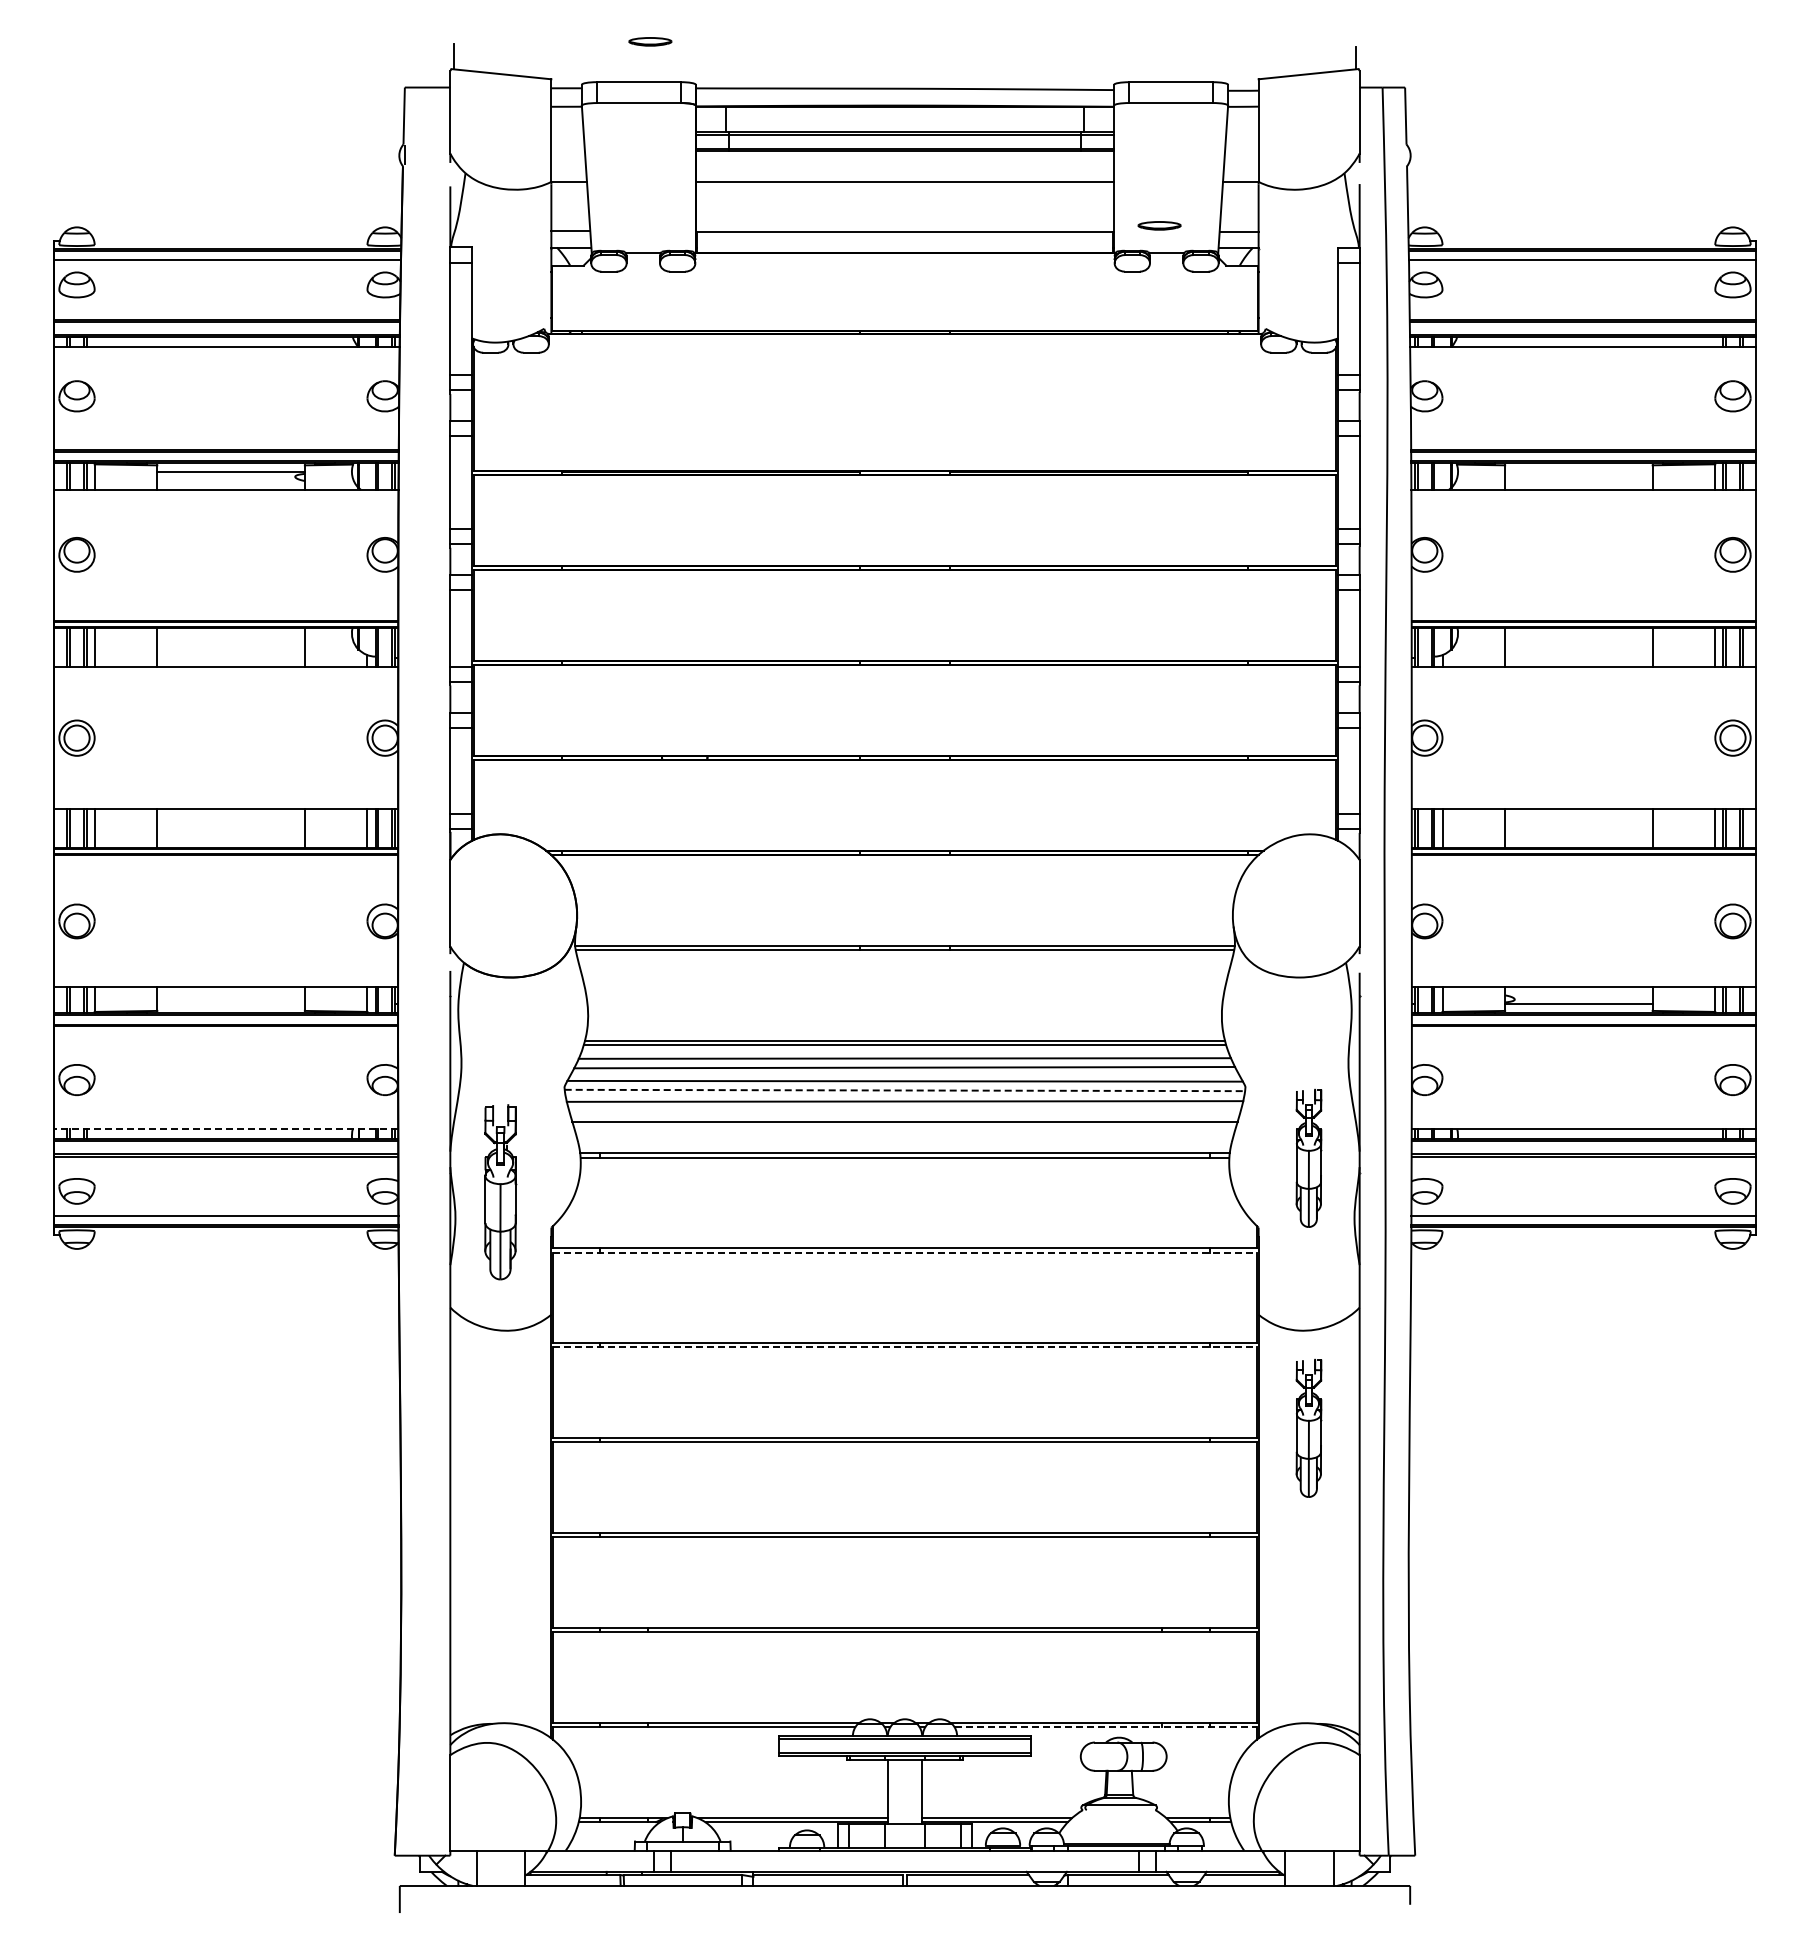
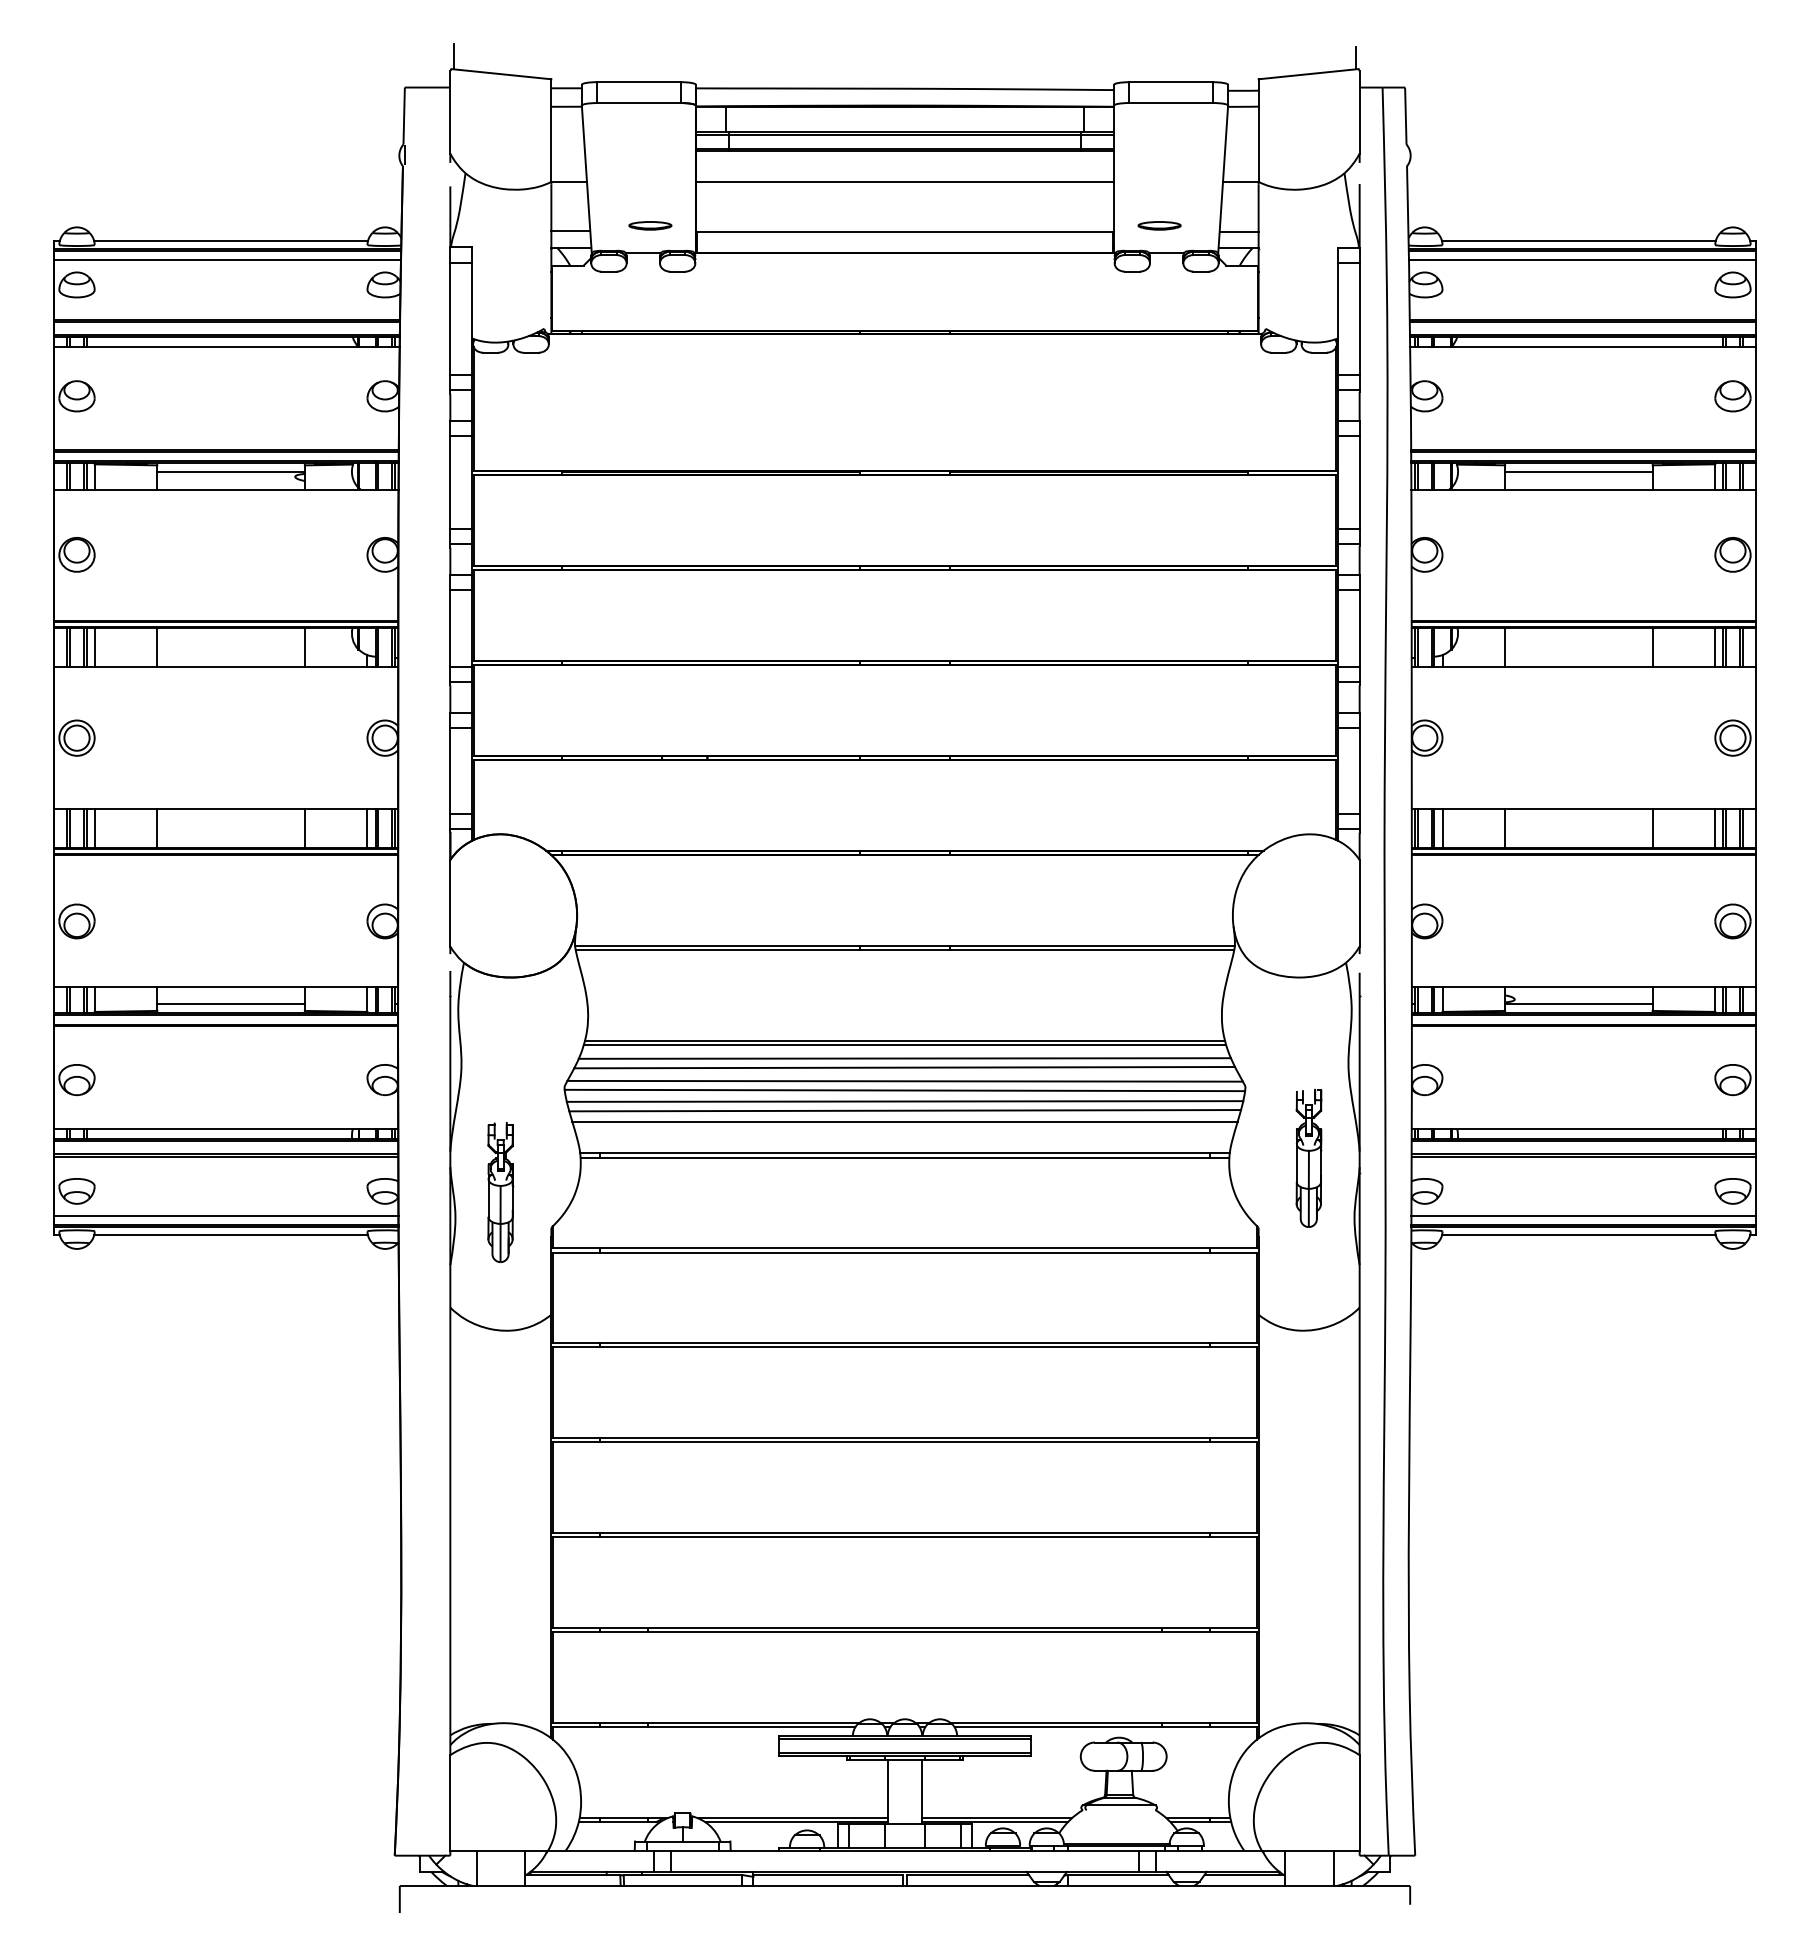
part position: (650, 41) -> (650, 225) (650, 225)
line: none -> present (230, 241)
line: none -> present (1578, 241)
line: none -> present (1578, 471)
line: none -> present (230, 1004)
line: dashed -> solid (905, 1090)
line: none -> present (905, 1110)
line: dashed -> solid (226, 1129)
part size: 34x177 px -> 28x142 px (500, 1192)
line: none -> present (230, 1235)
line: none -> present (1578, 1235)
line: dashed -> solid (904, 1252)
line: dashed -> solid (904, 1347)
part: present -> none (1308, 1427)
line: dashed -> solid (1105, 1727)
